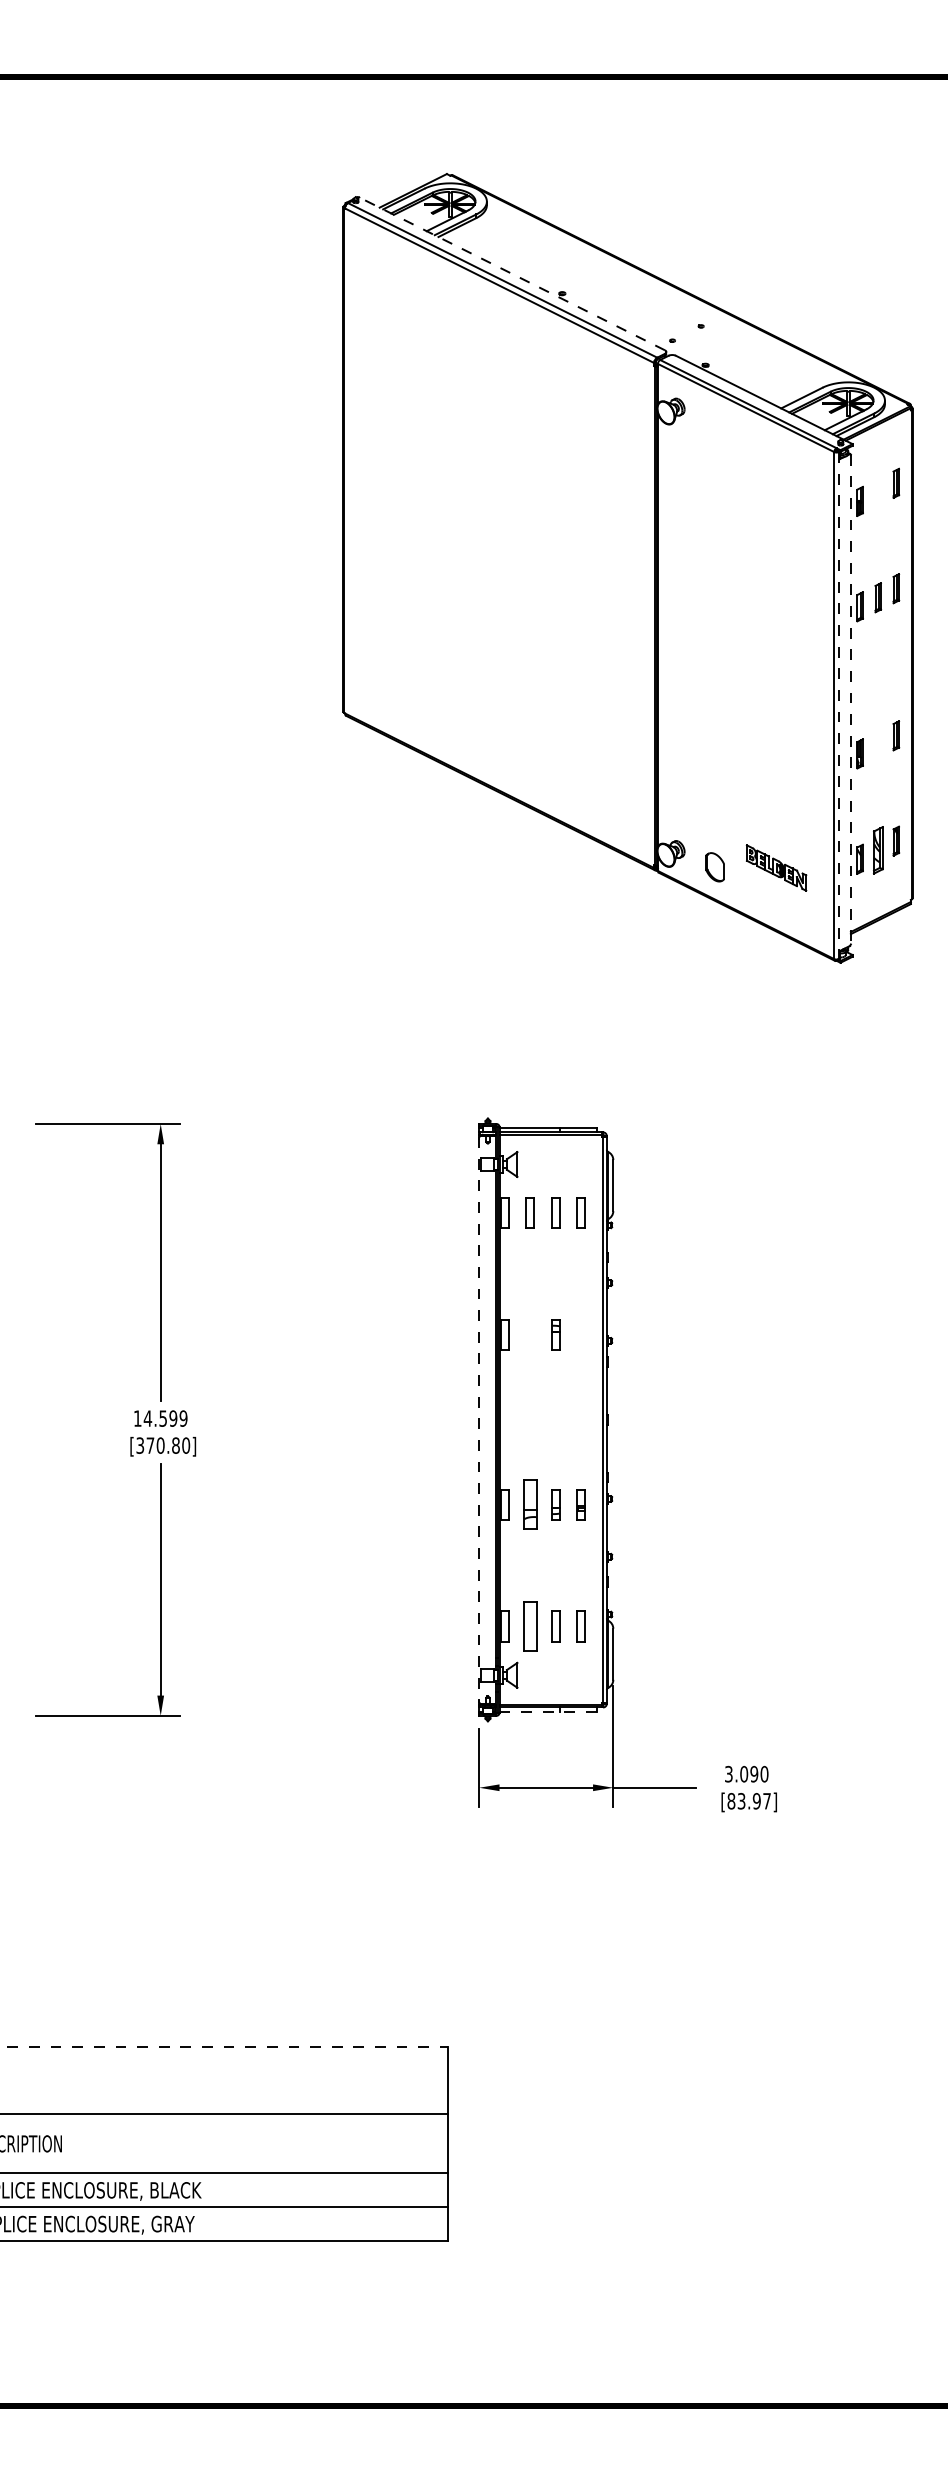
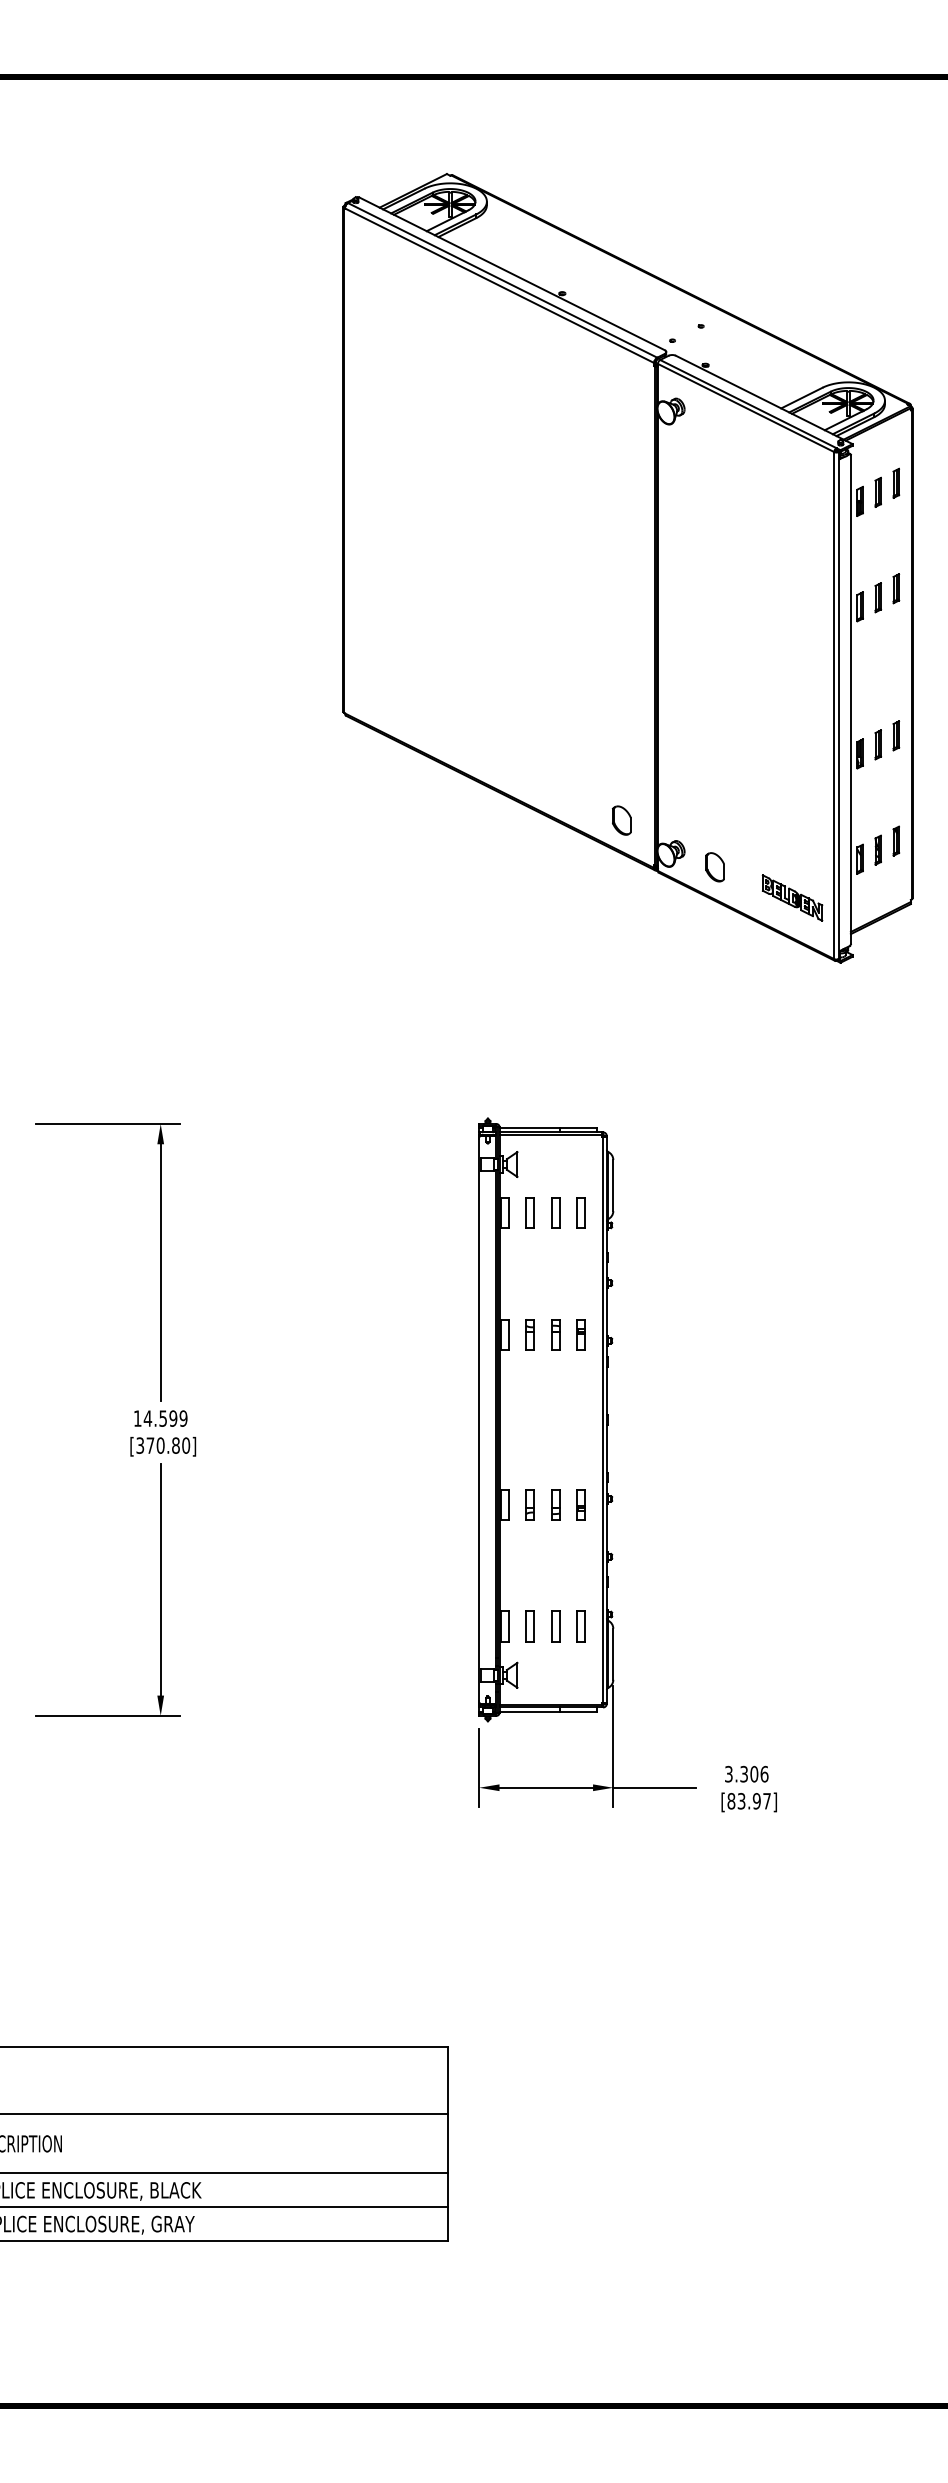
line: dashed -> solid (512, 273)
part: none -> present (877, 491)
line: dashed -> solid (850, 699)
line: dashed -> solid (838, 705)
part: none -> present (877, 744)
part: none -> present (621, 820)
part size: 11x49 px -> 8x32 px (877, 849)
part position: (776, 867) -> (792, 897) (792, 897)
part: none -> present (529, 1334)
part: none -> present (580, 1334)
line: dashed -> solid (479, 1419)
part size: 15x51 px -> 10x32 px (529, 1504)
part size: 15x51 px -> 10x33 px (529, 1626)
line: dashed -> solid (548, 1711)
text: 3.090 -> 3.306 (754, 1773)
line: dashed -> solid (224, 2046)
